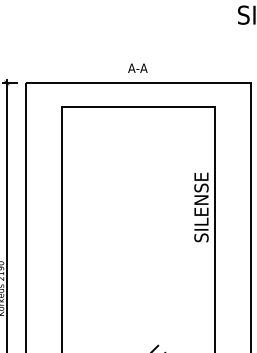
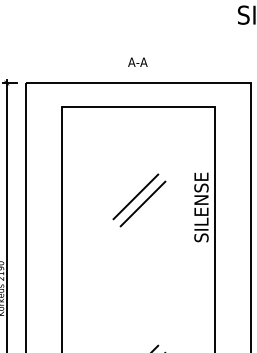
text position: (137, 67) -> (137, 61) (137, 61)
line: none -> present (135, 196)
line: none -> present (142, 203)
